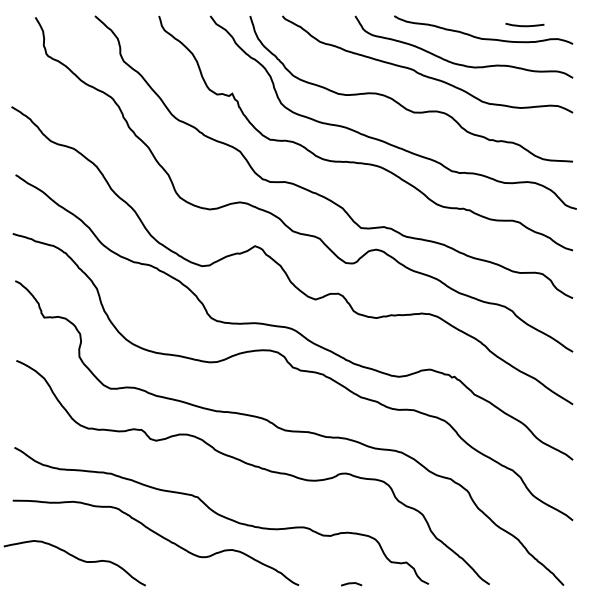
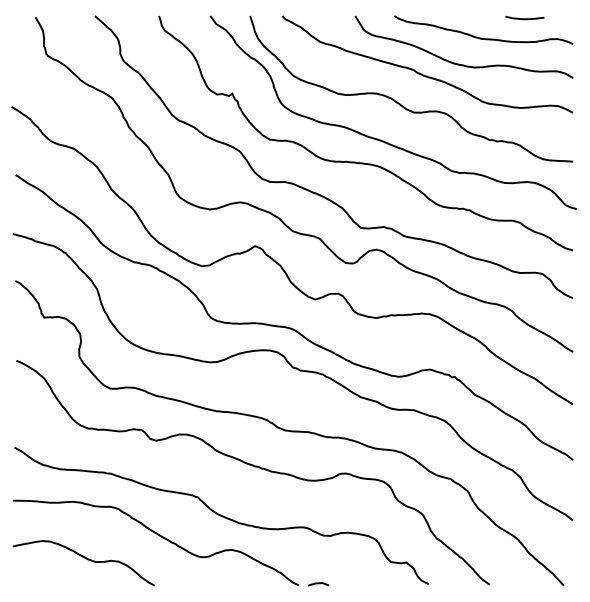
curve position: (524, 25) -> (524, 18) (524, 18)
curve position: (77, 559) -> (86, 559) (86, 559)
curve position: (351, 584) -> (318, 584) (318, 584)
